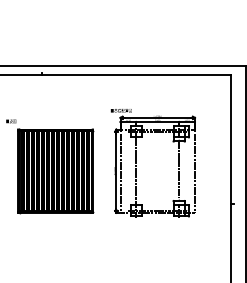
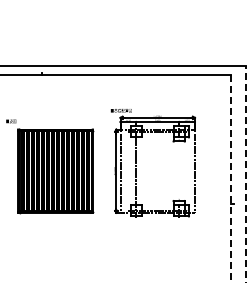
line: present -> none (179, 170)
line: solid -> dashed (246, 173)
line: solid -> dashed (231, 179)
